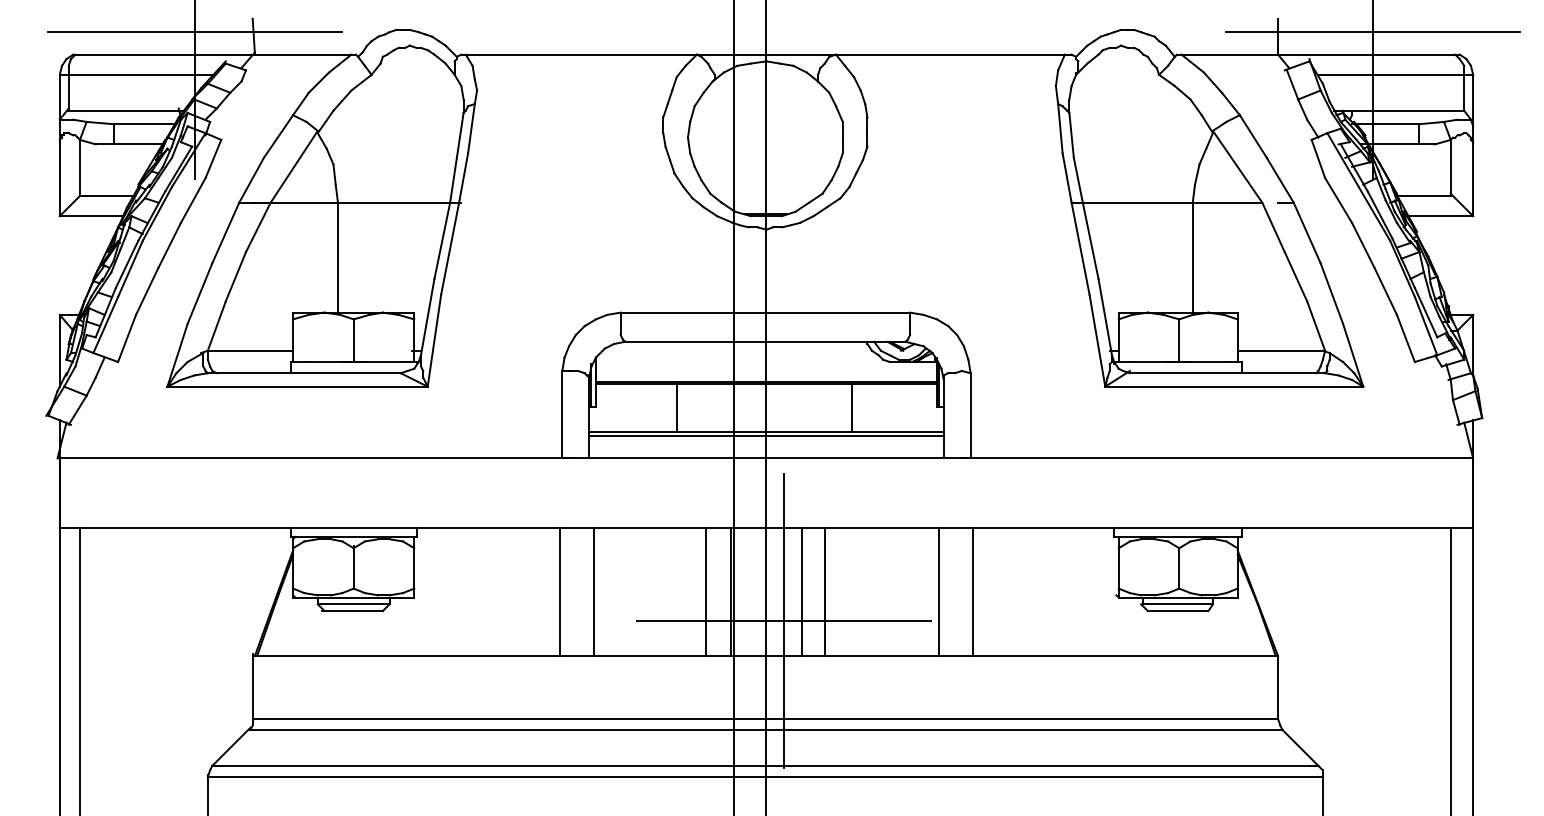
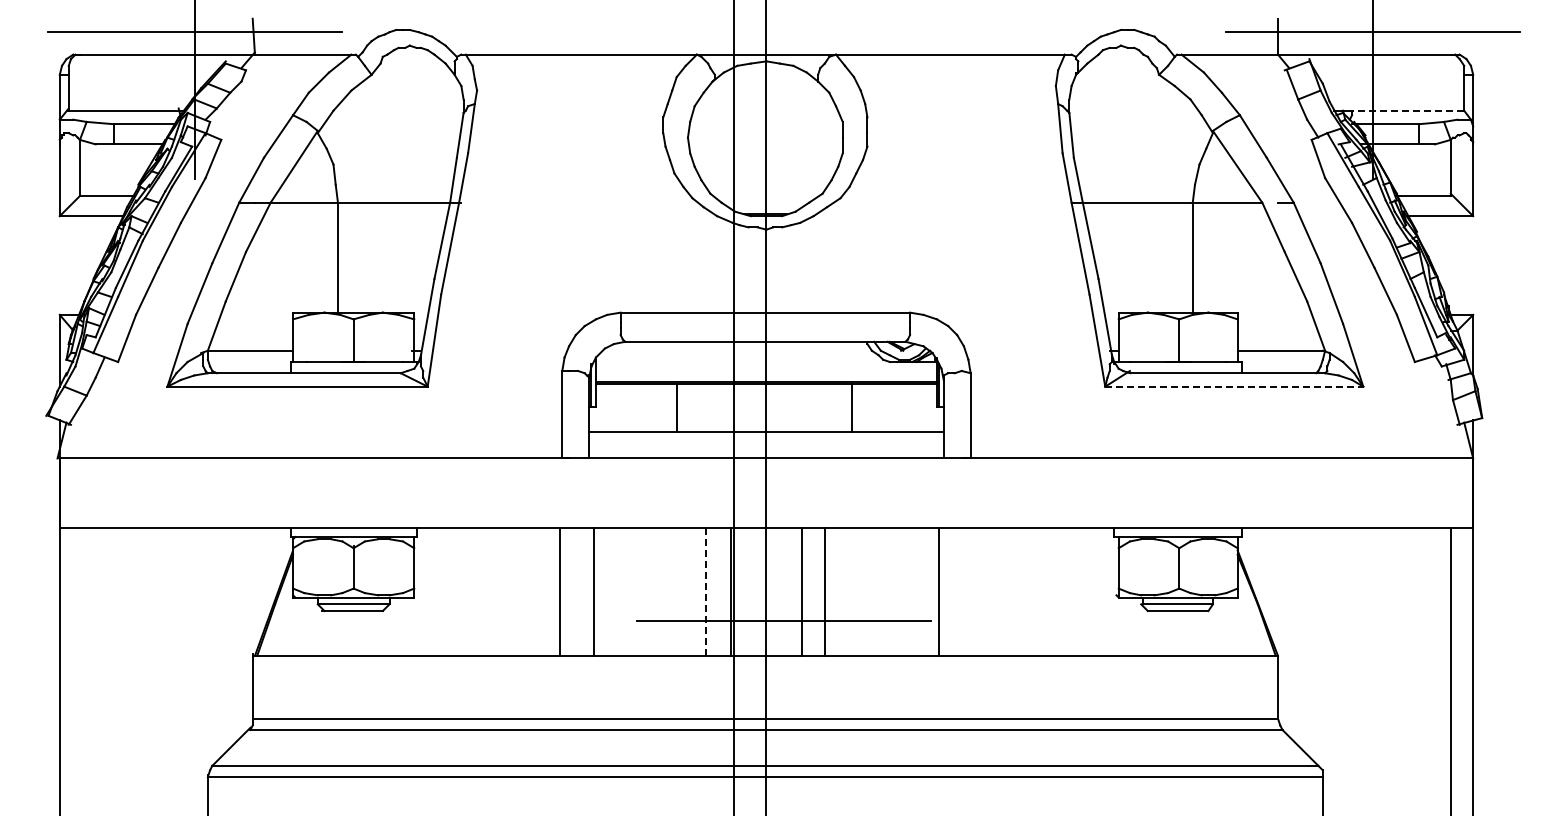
line: present -> none (140, 74)
line: present -> none (1391, 74)
line: solid -> dashed (1407, 110)
line: solid -> dashed (1234, 386)
line: present -> none (766, 436)
line: solid -> dashed (705, 591)
line: present -> none (972, 591)
line: present -> none (784, 620)
line: present -> none (79, 670)
